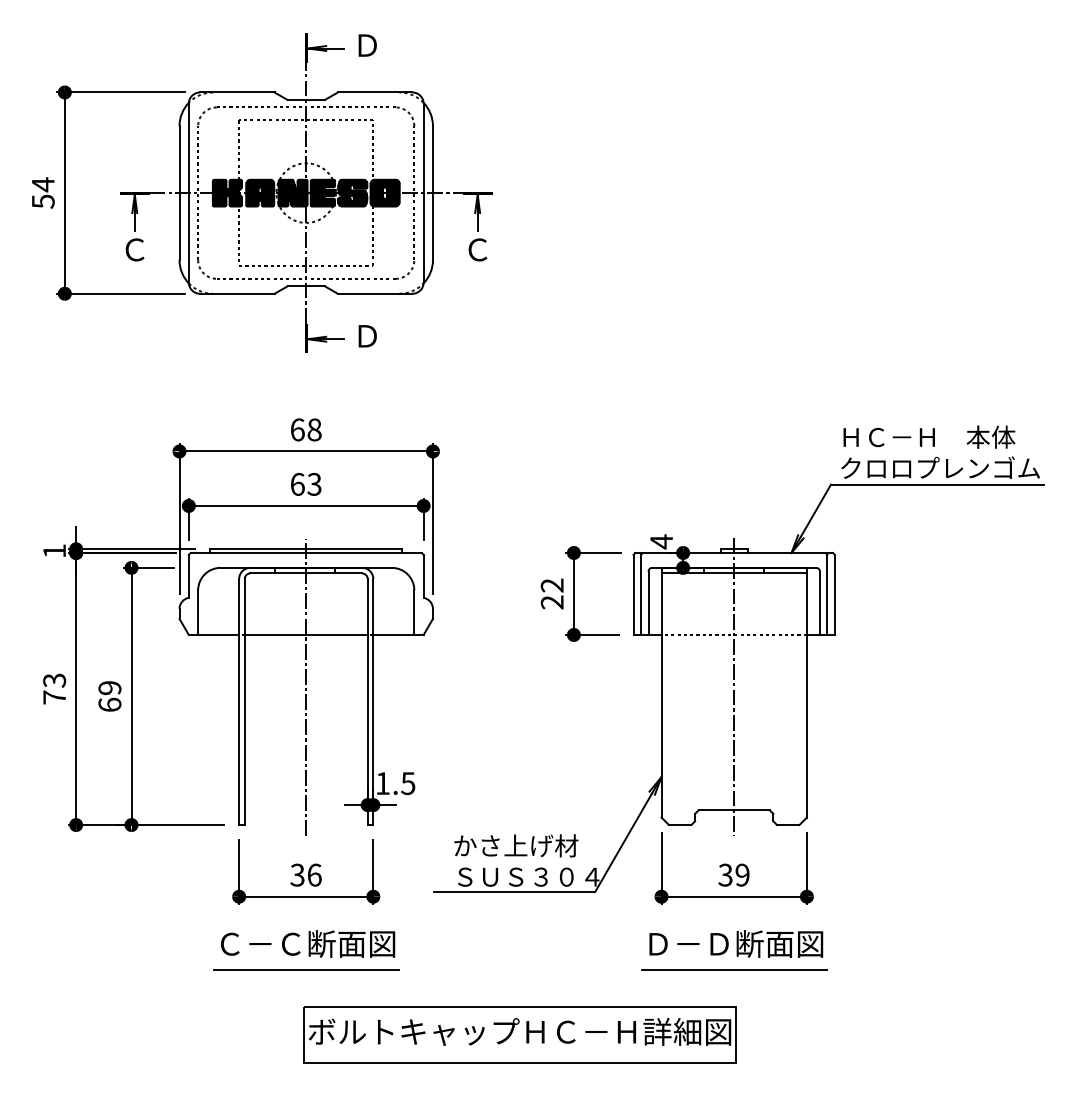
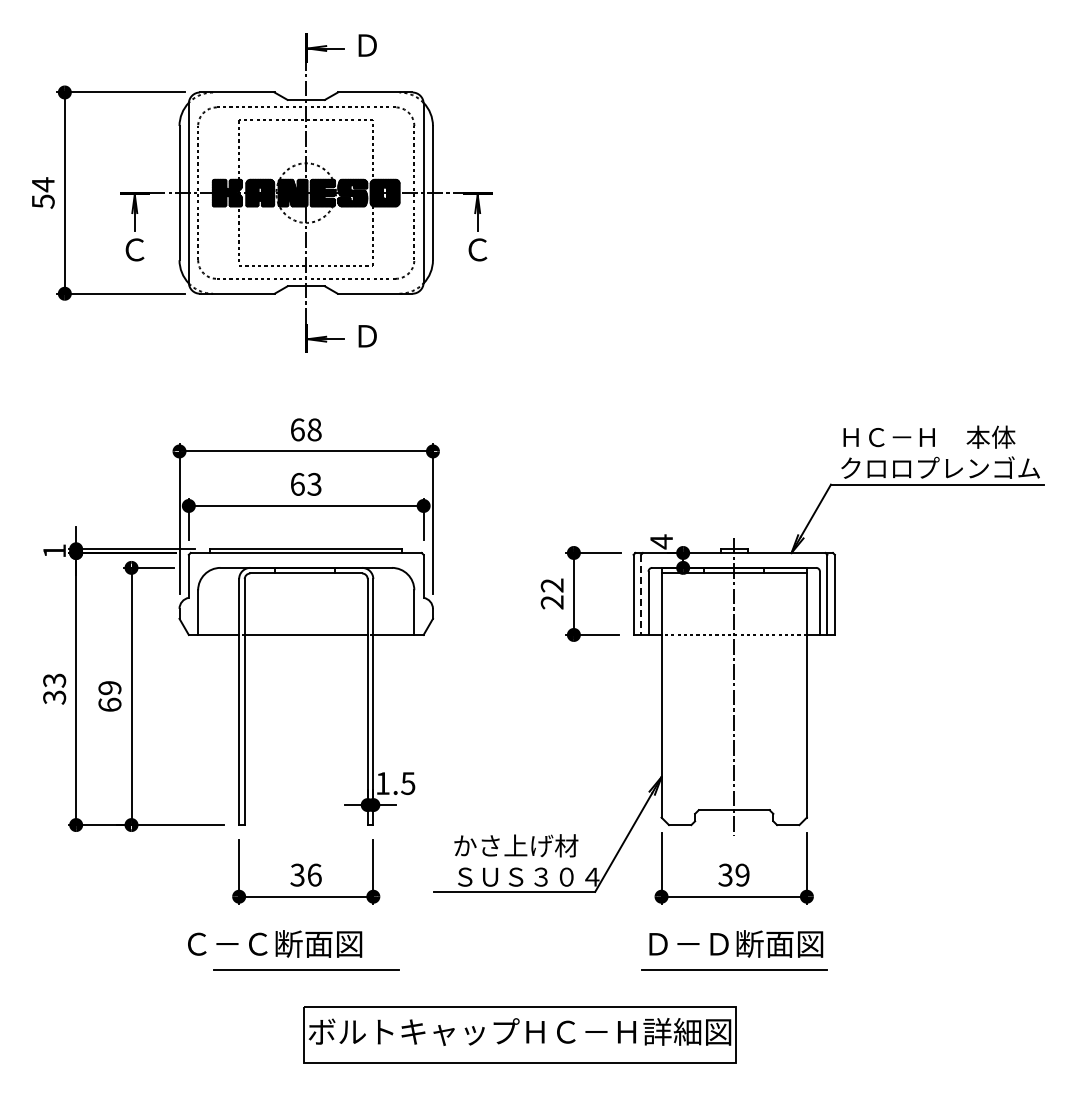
line: solid -> dashed (641, 595)
line: present -> none (306, 687)
text: 73 -> 33 (54, 697)
text position: (308, 943) -> (275, 943) (275, 943)
